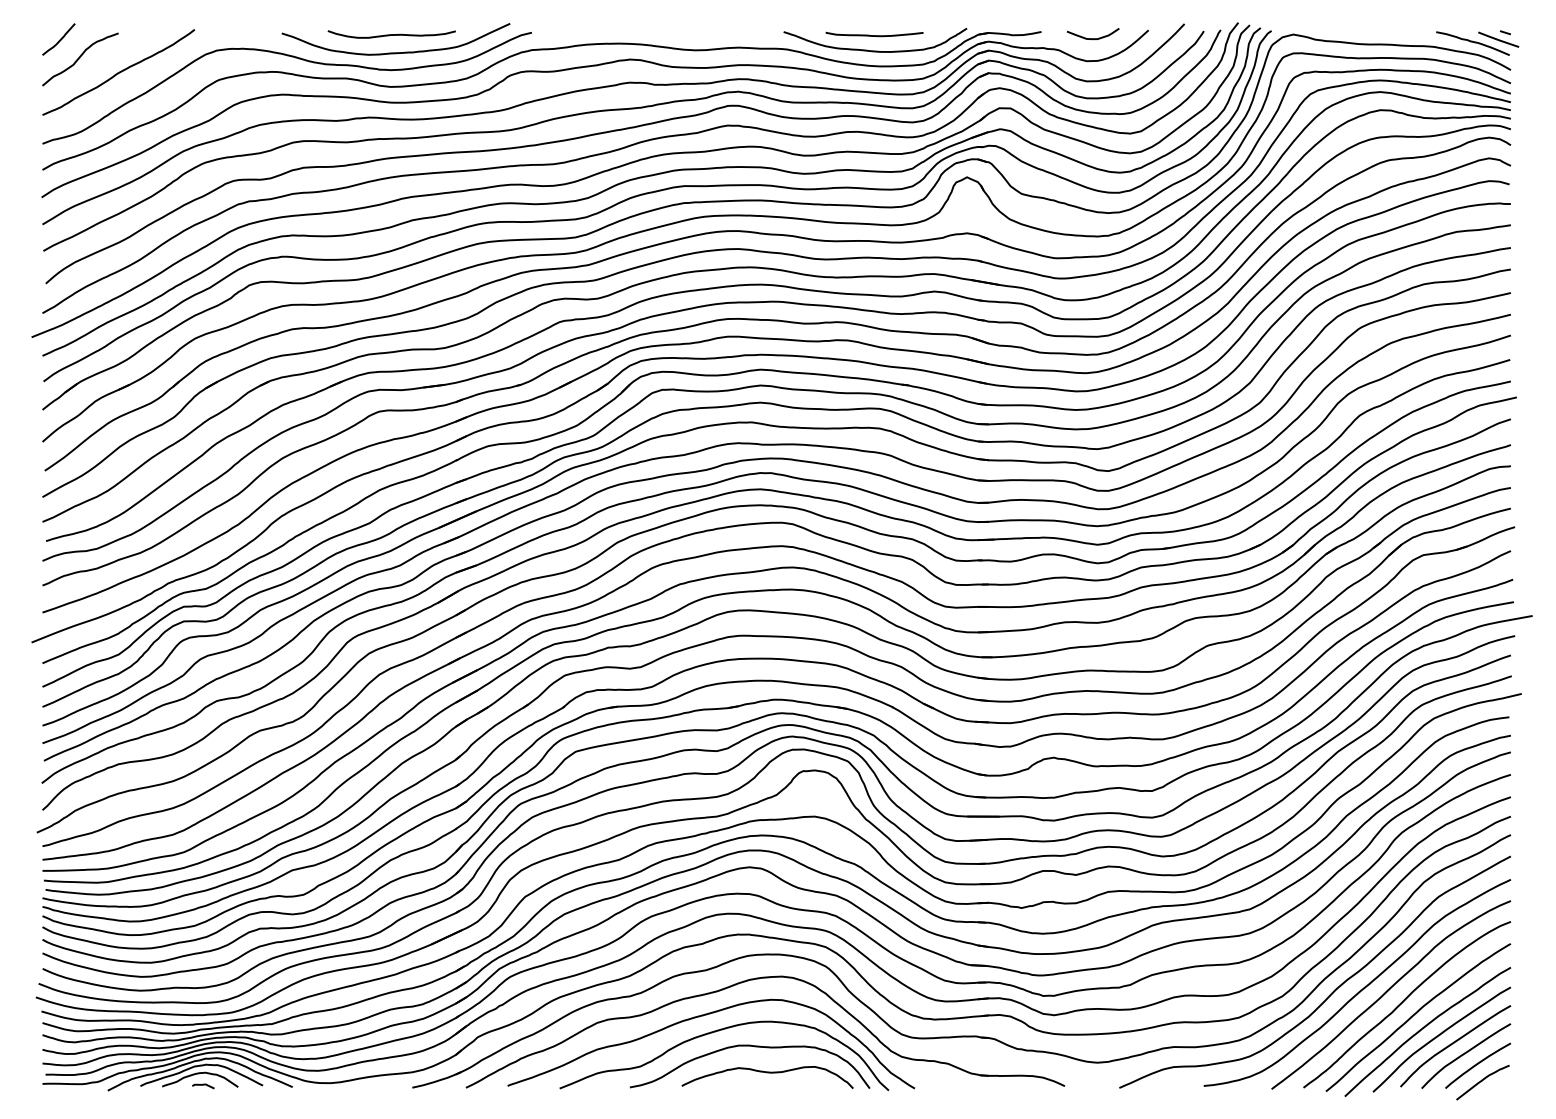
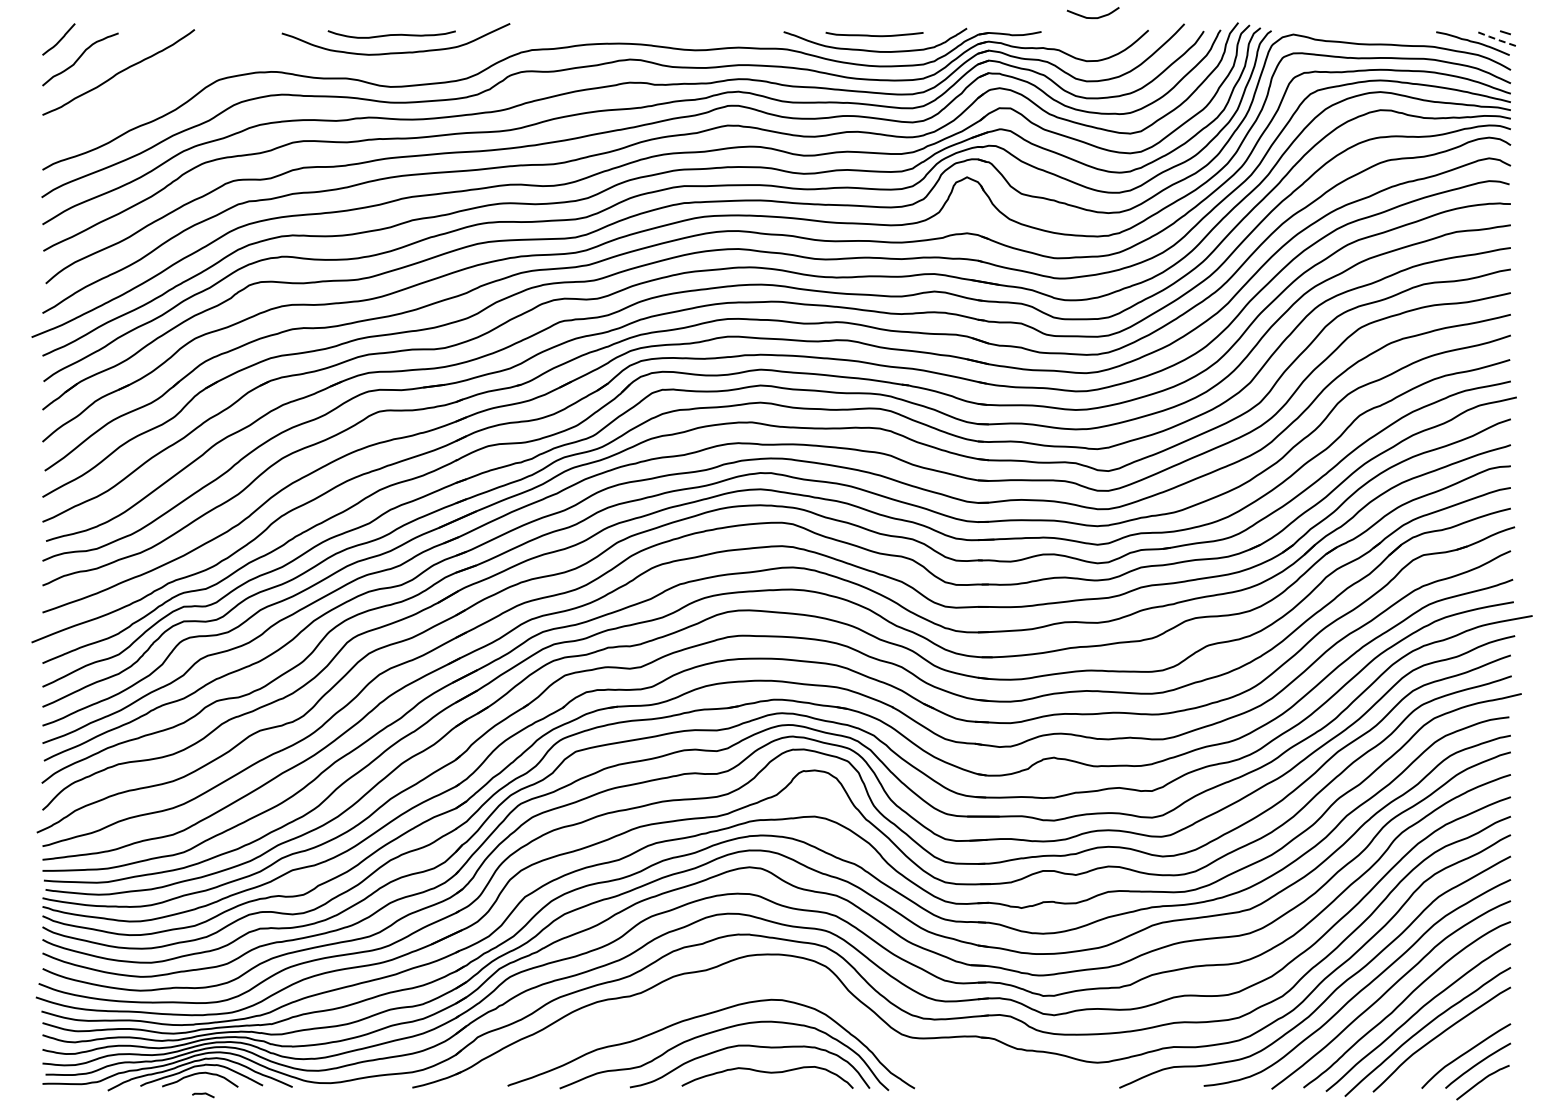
curve position: (1092, 38) -> (1092, 17) (1092, 17)
line: solid -> dashed (1499, 40)
curve: present -> none (295, 58)
part: present -> none (759, 979)
curve: present -> none (1453, 1044)
line position: (203, 1085) -> (203, 1094) (203, 1094)
